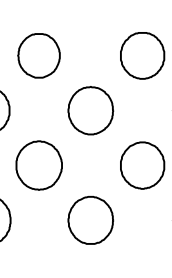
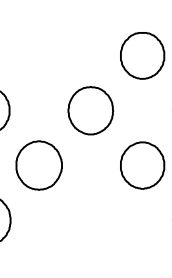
part: present -> none (38, 55)
part: present -> none (90, 220)
